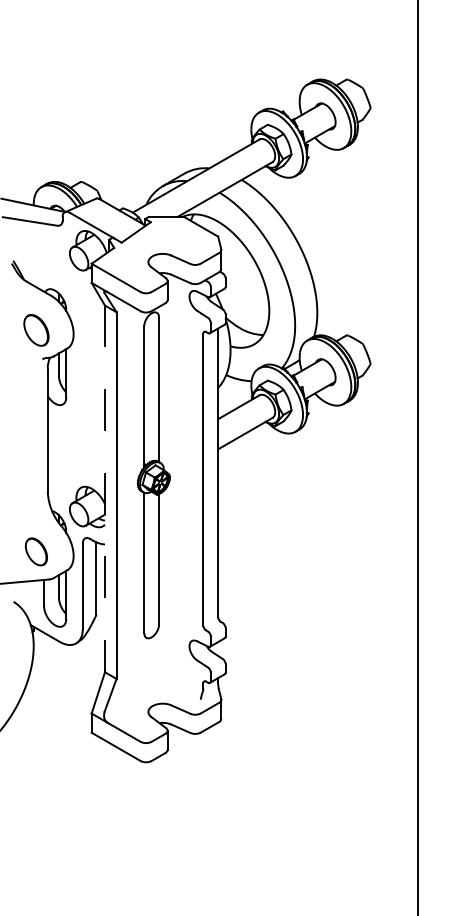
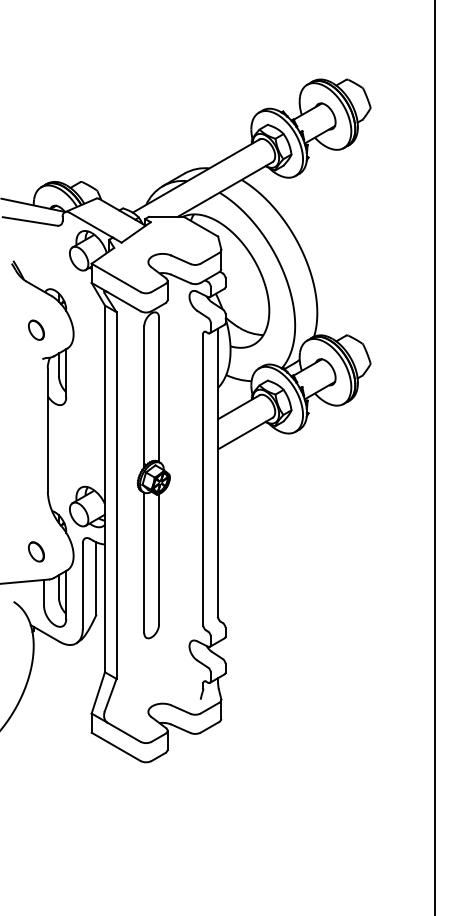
part size: 27x33 px -> 17x22 px (36, 329)
line position: (418, 457) -> (435, 457) (435, 457)
line: dashed -> solid (105, 489)
part size: 24x30 px -> 17x22 px (36, 551)
